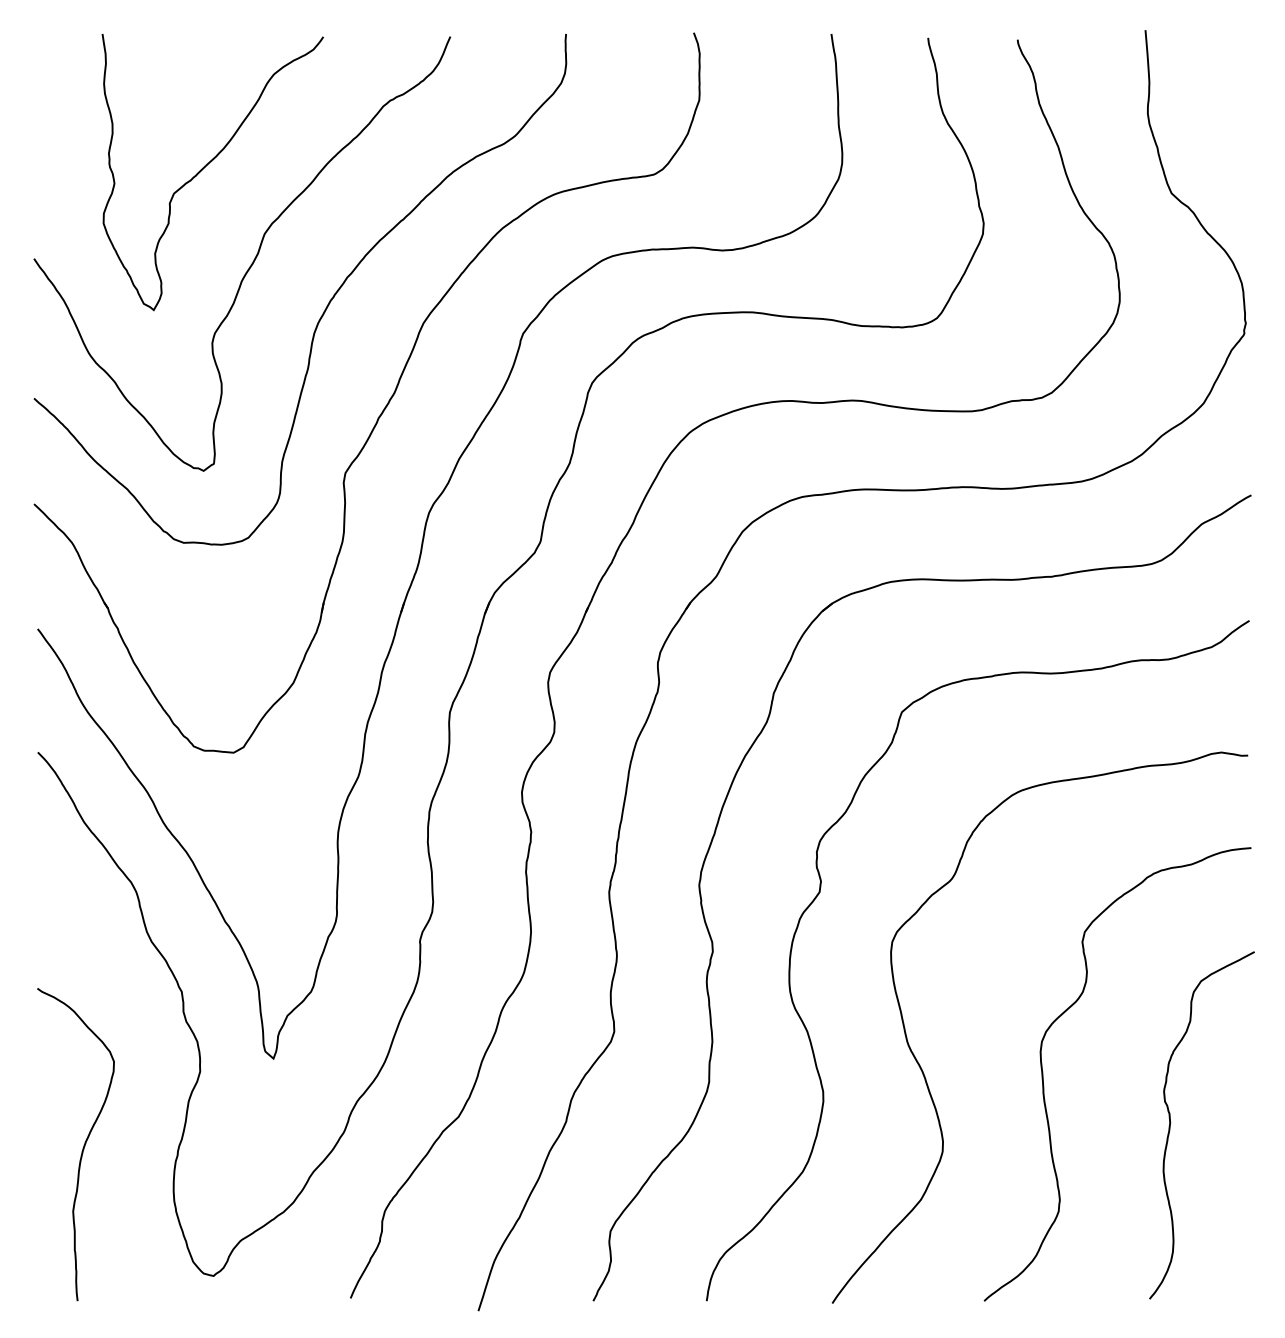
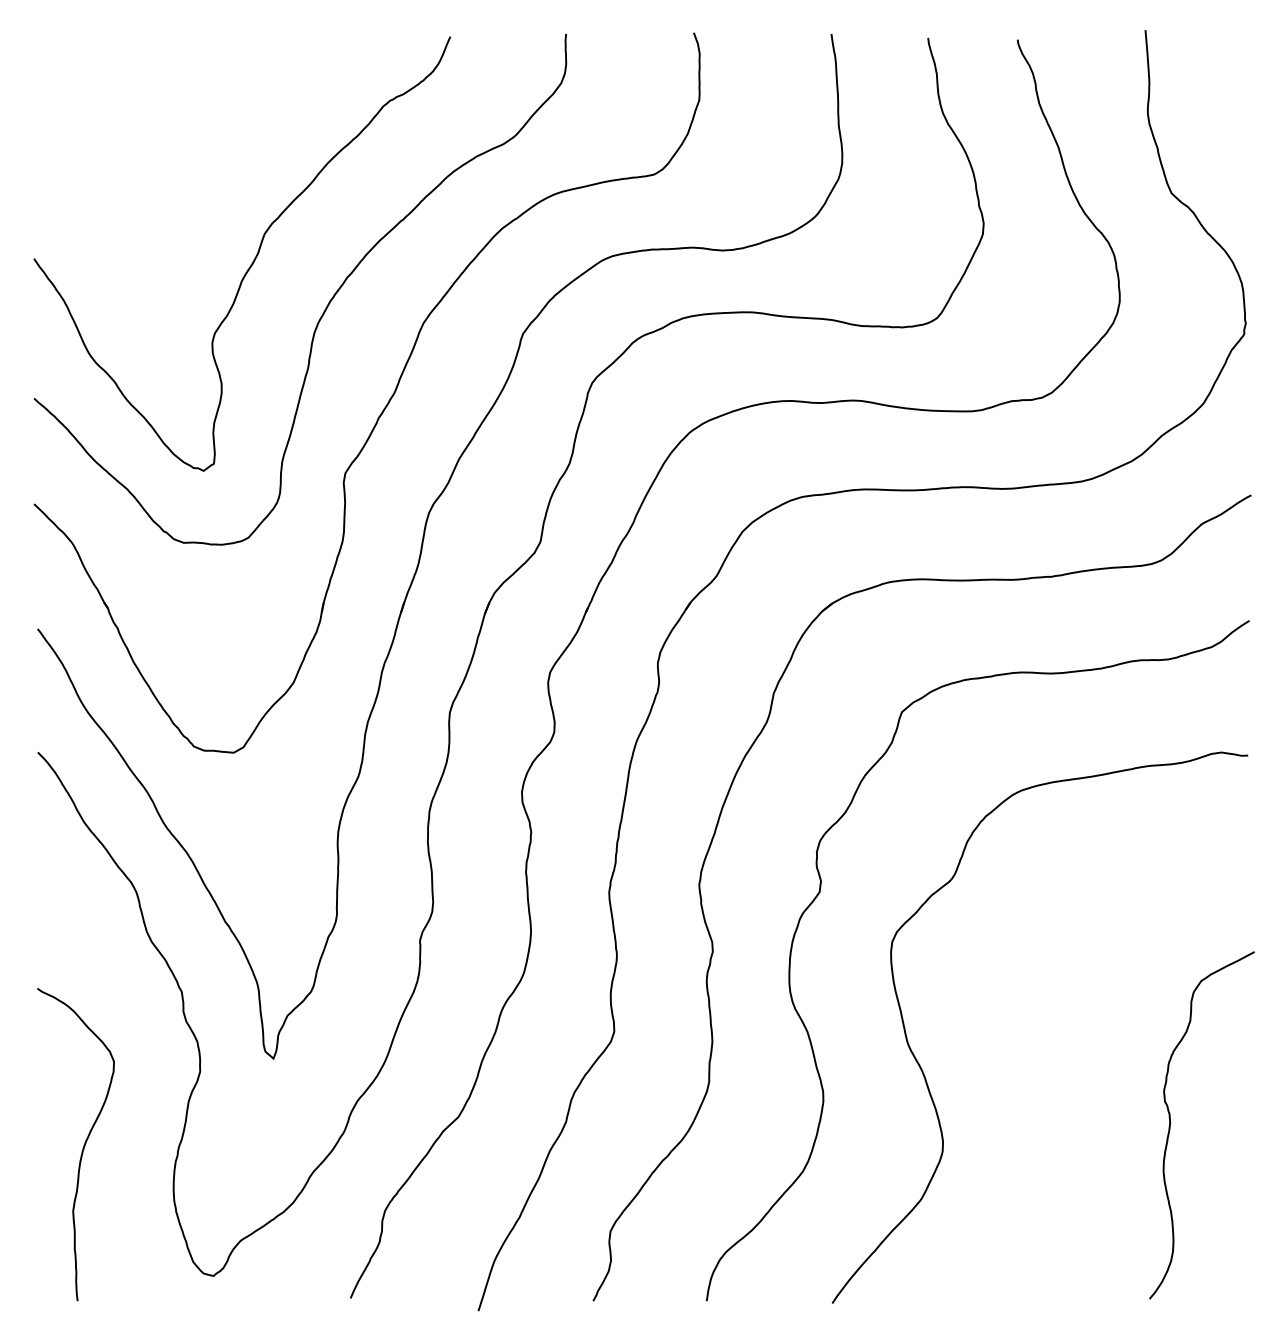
curve: present -> none (206, 166)
curve: present -> none (1044, 1085)
